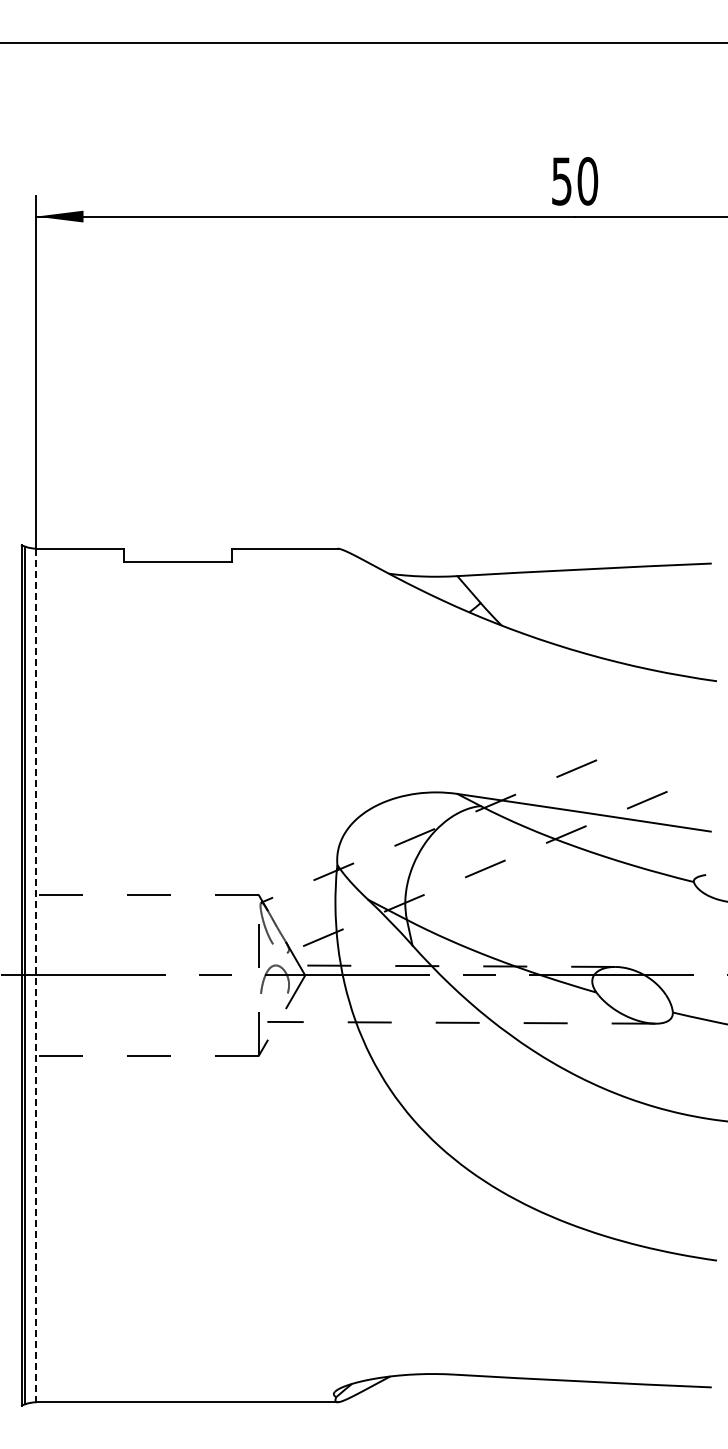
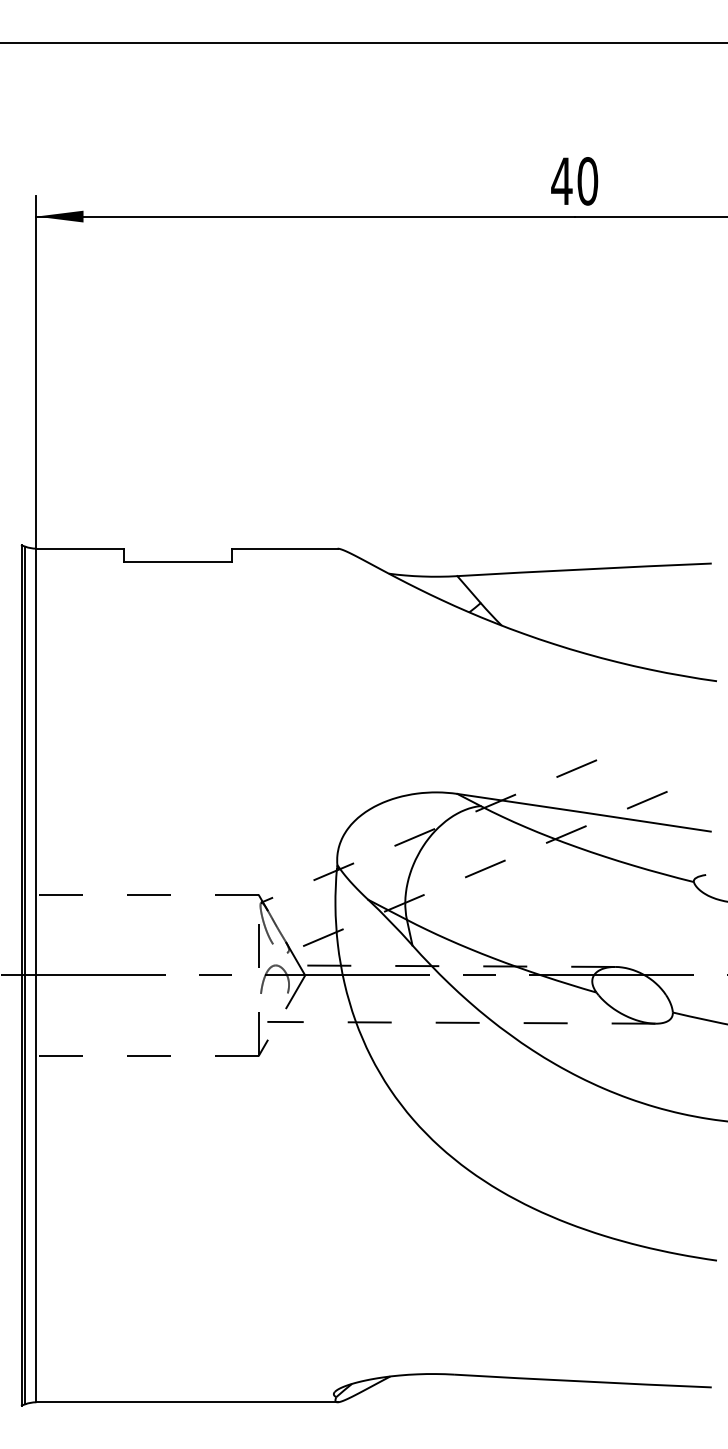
text: 50 -> 40 (561, 181)
line: dashed -> solid (36, 975)
